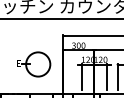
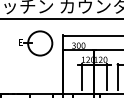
part position: (34, 64) -> (36, 43) (36, 43)
